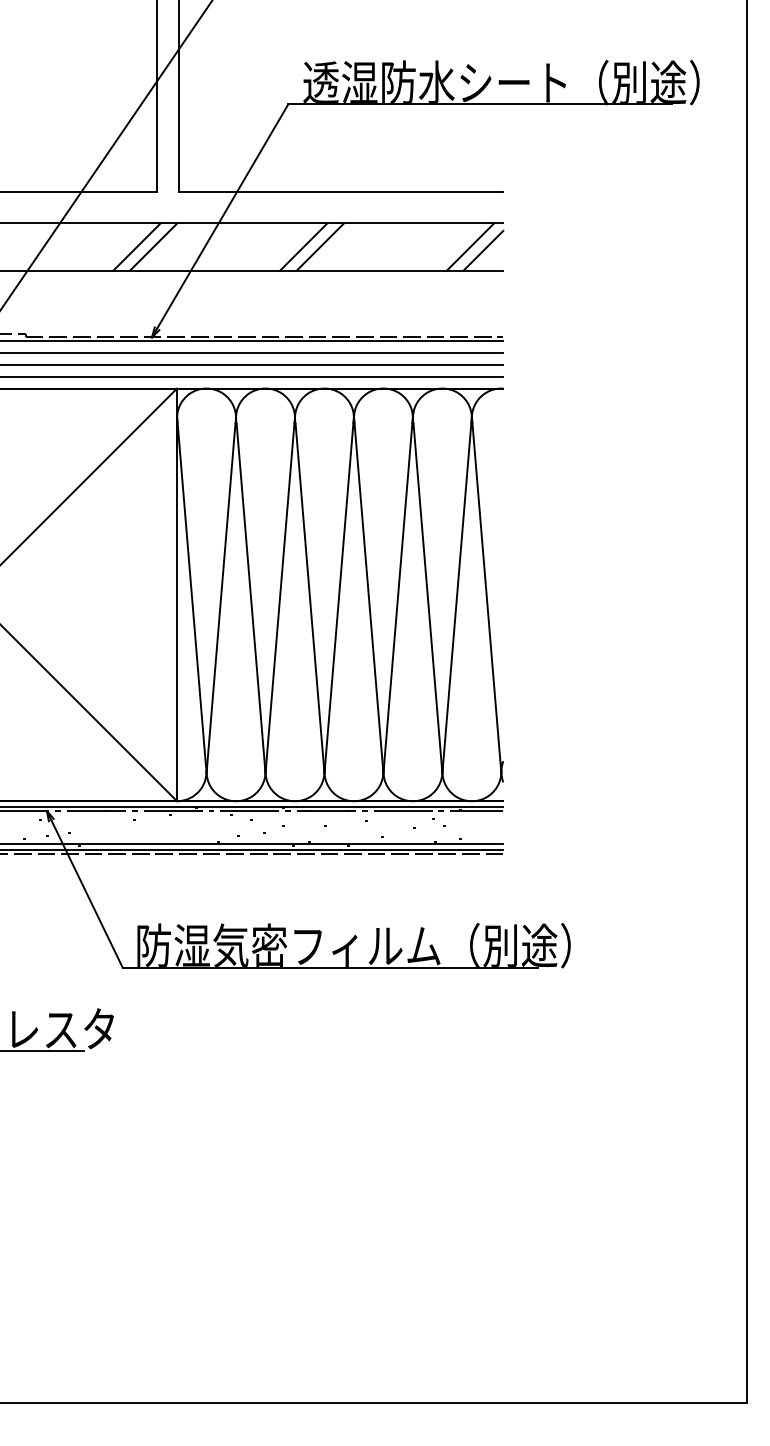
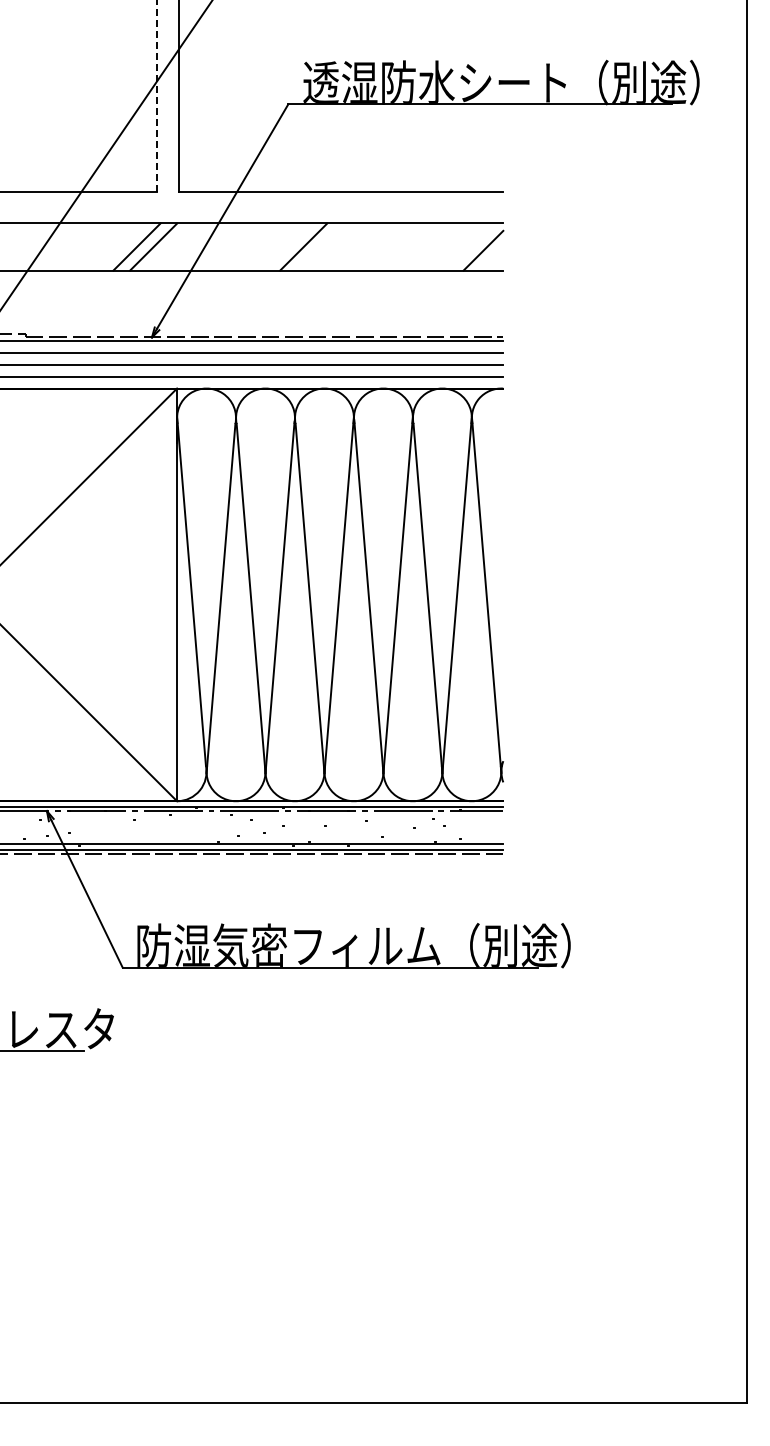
line: solid -> dashed (156, 96)
line: present -> none (319, 246)
line: present -> none (470, 246)
